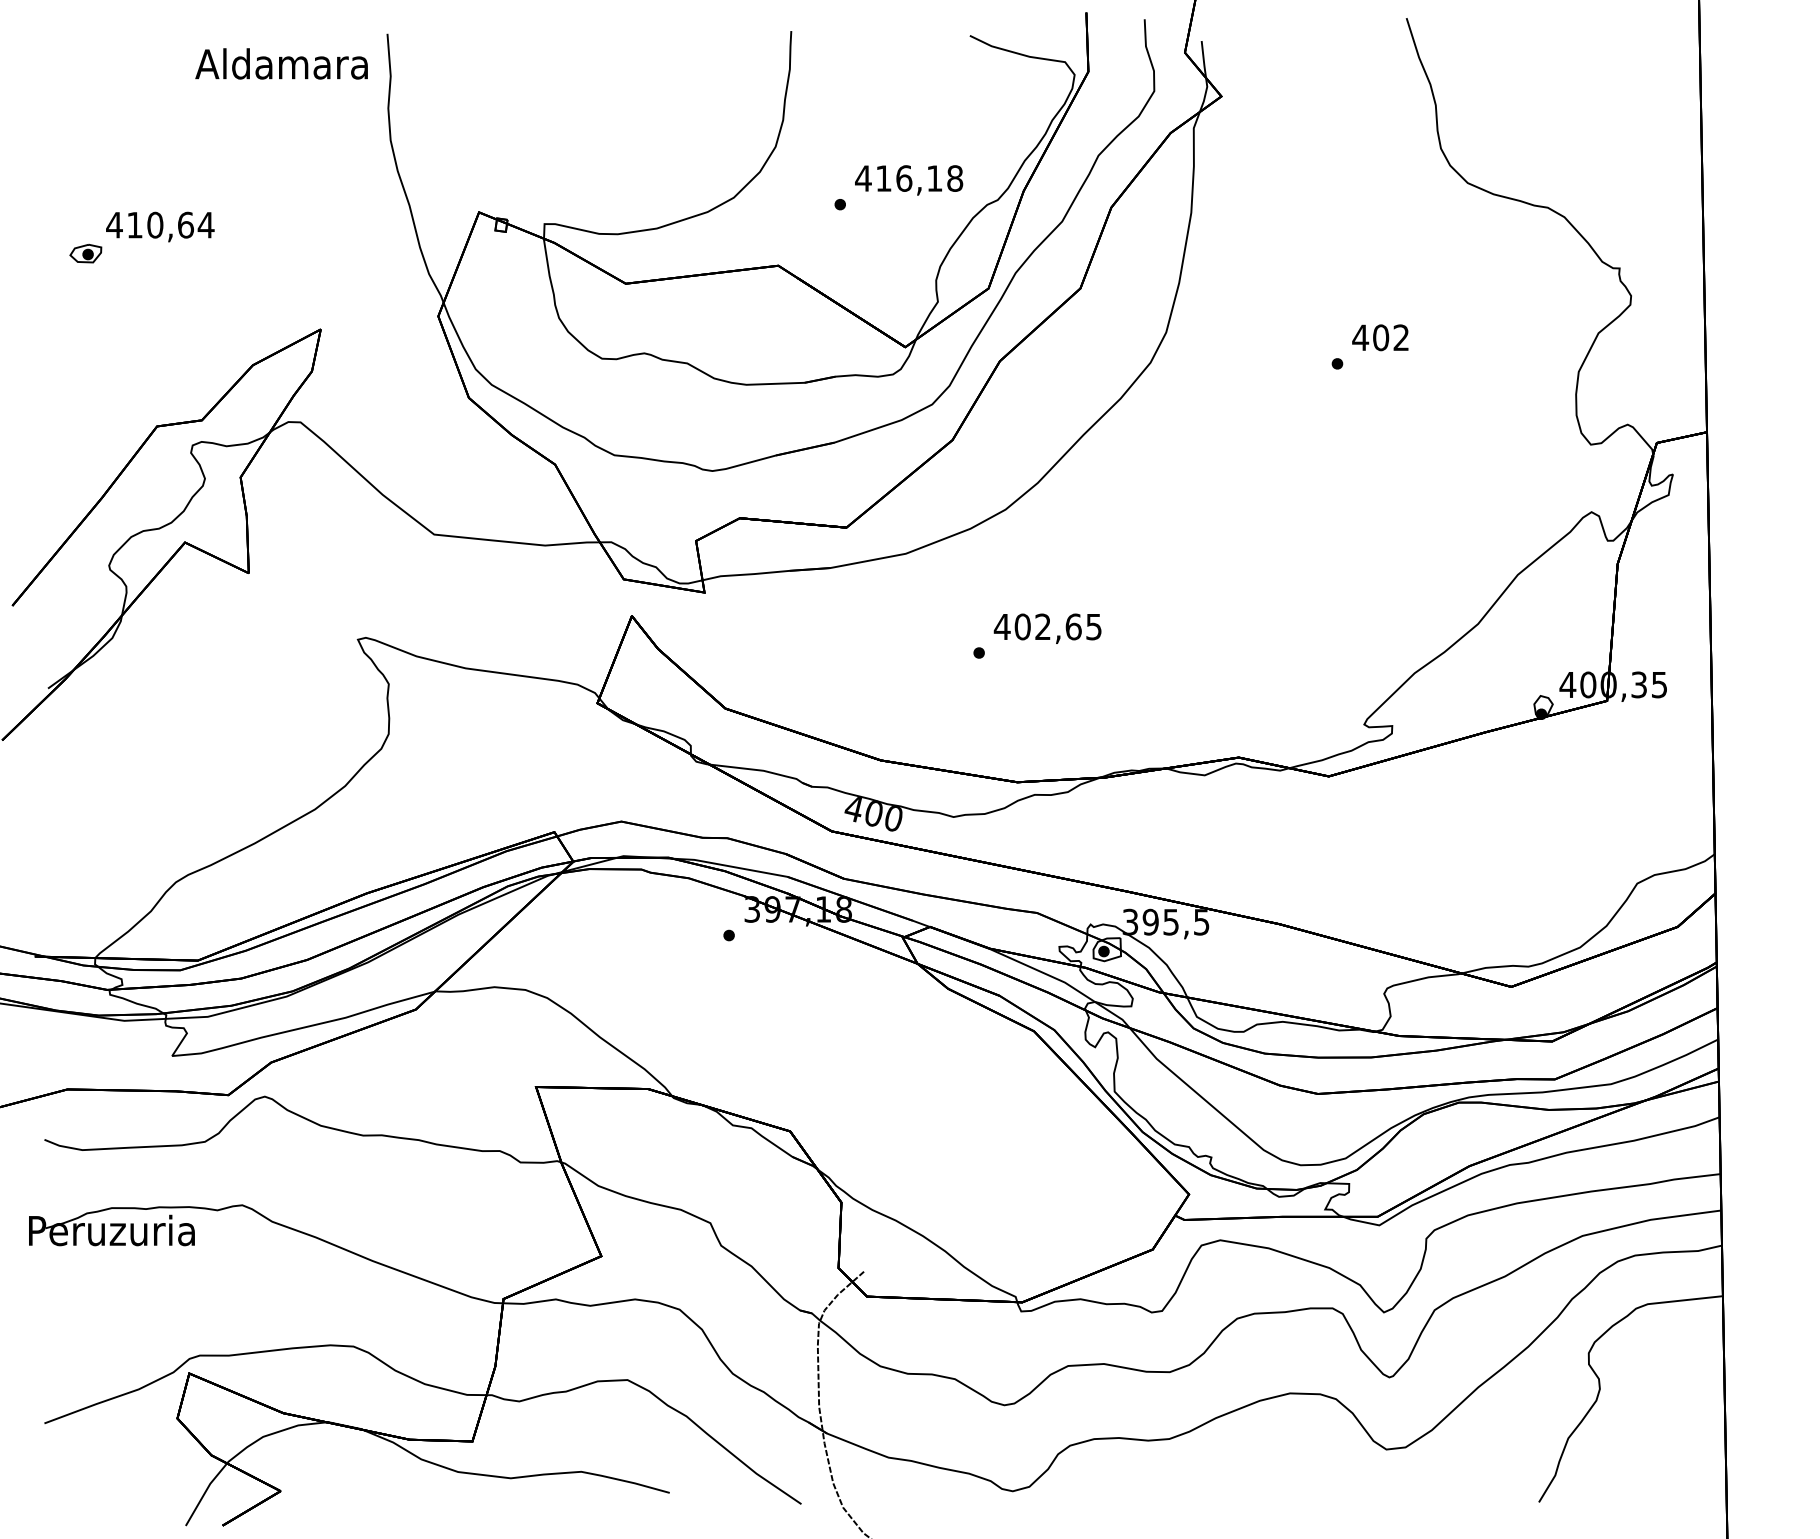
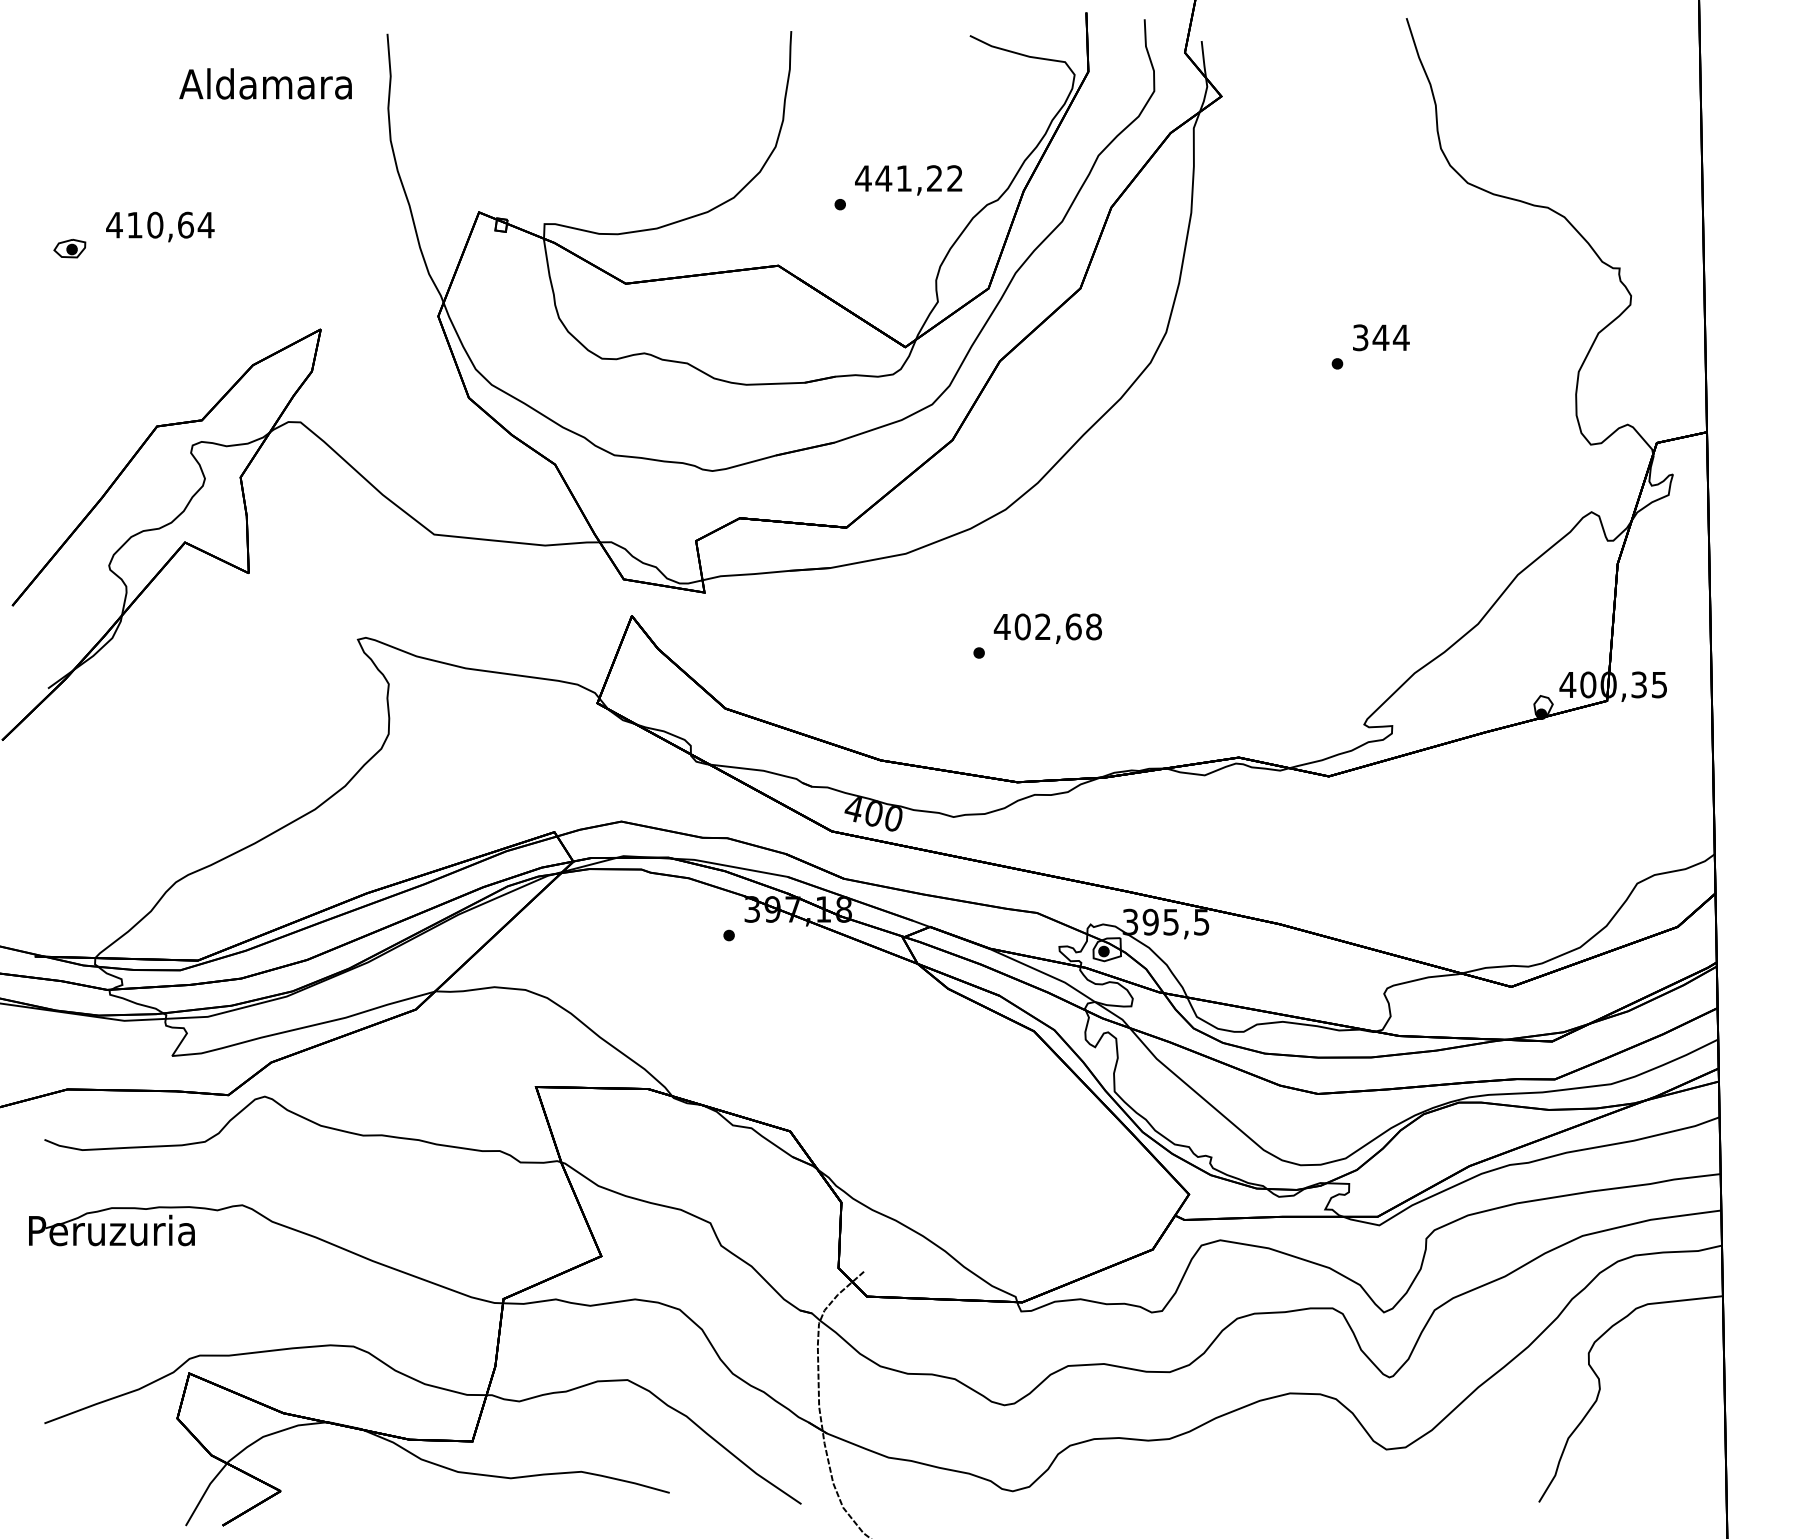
text position: (281, 63) -> (265, 83) (265, 83)
text: 416,18 -> 441,22 (919, 178)
part position: (85, 253) -> (69, 248) (69, 248)
text: 402 -> 344 (1380, 337)
text: 402,65 -> 402,68 (1094, 626)
